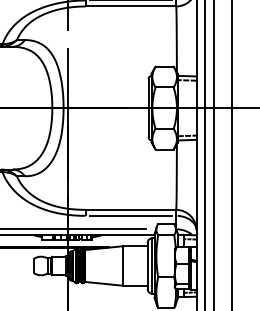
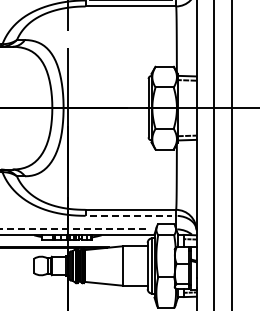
line: present -> none (205, 154)
line: solid -> dashed (130, 215)
line: solid -> dashed (73, 229)
